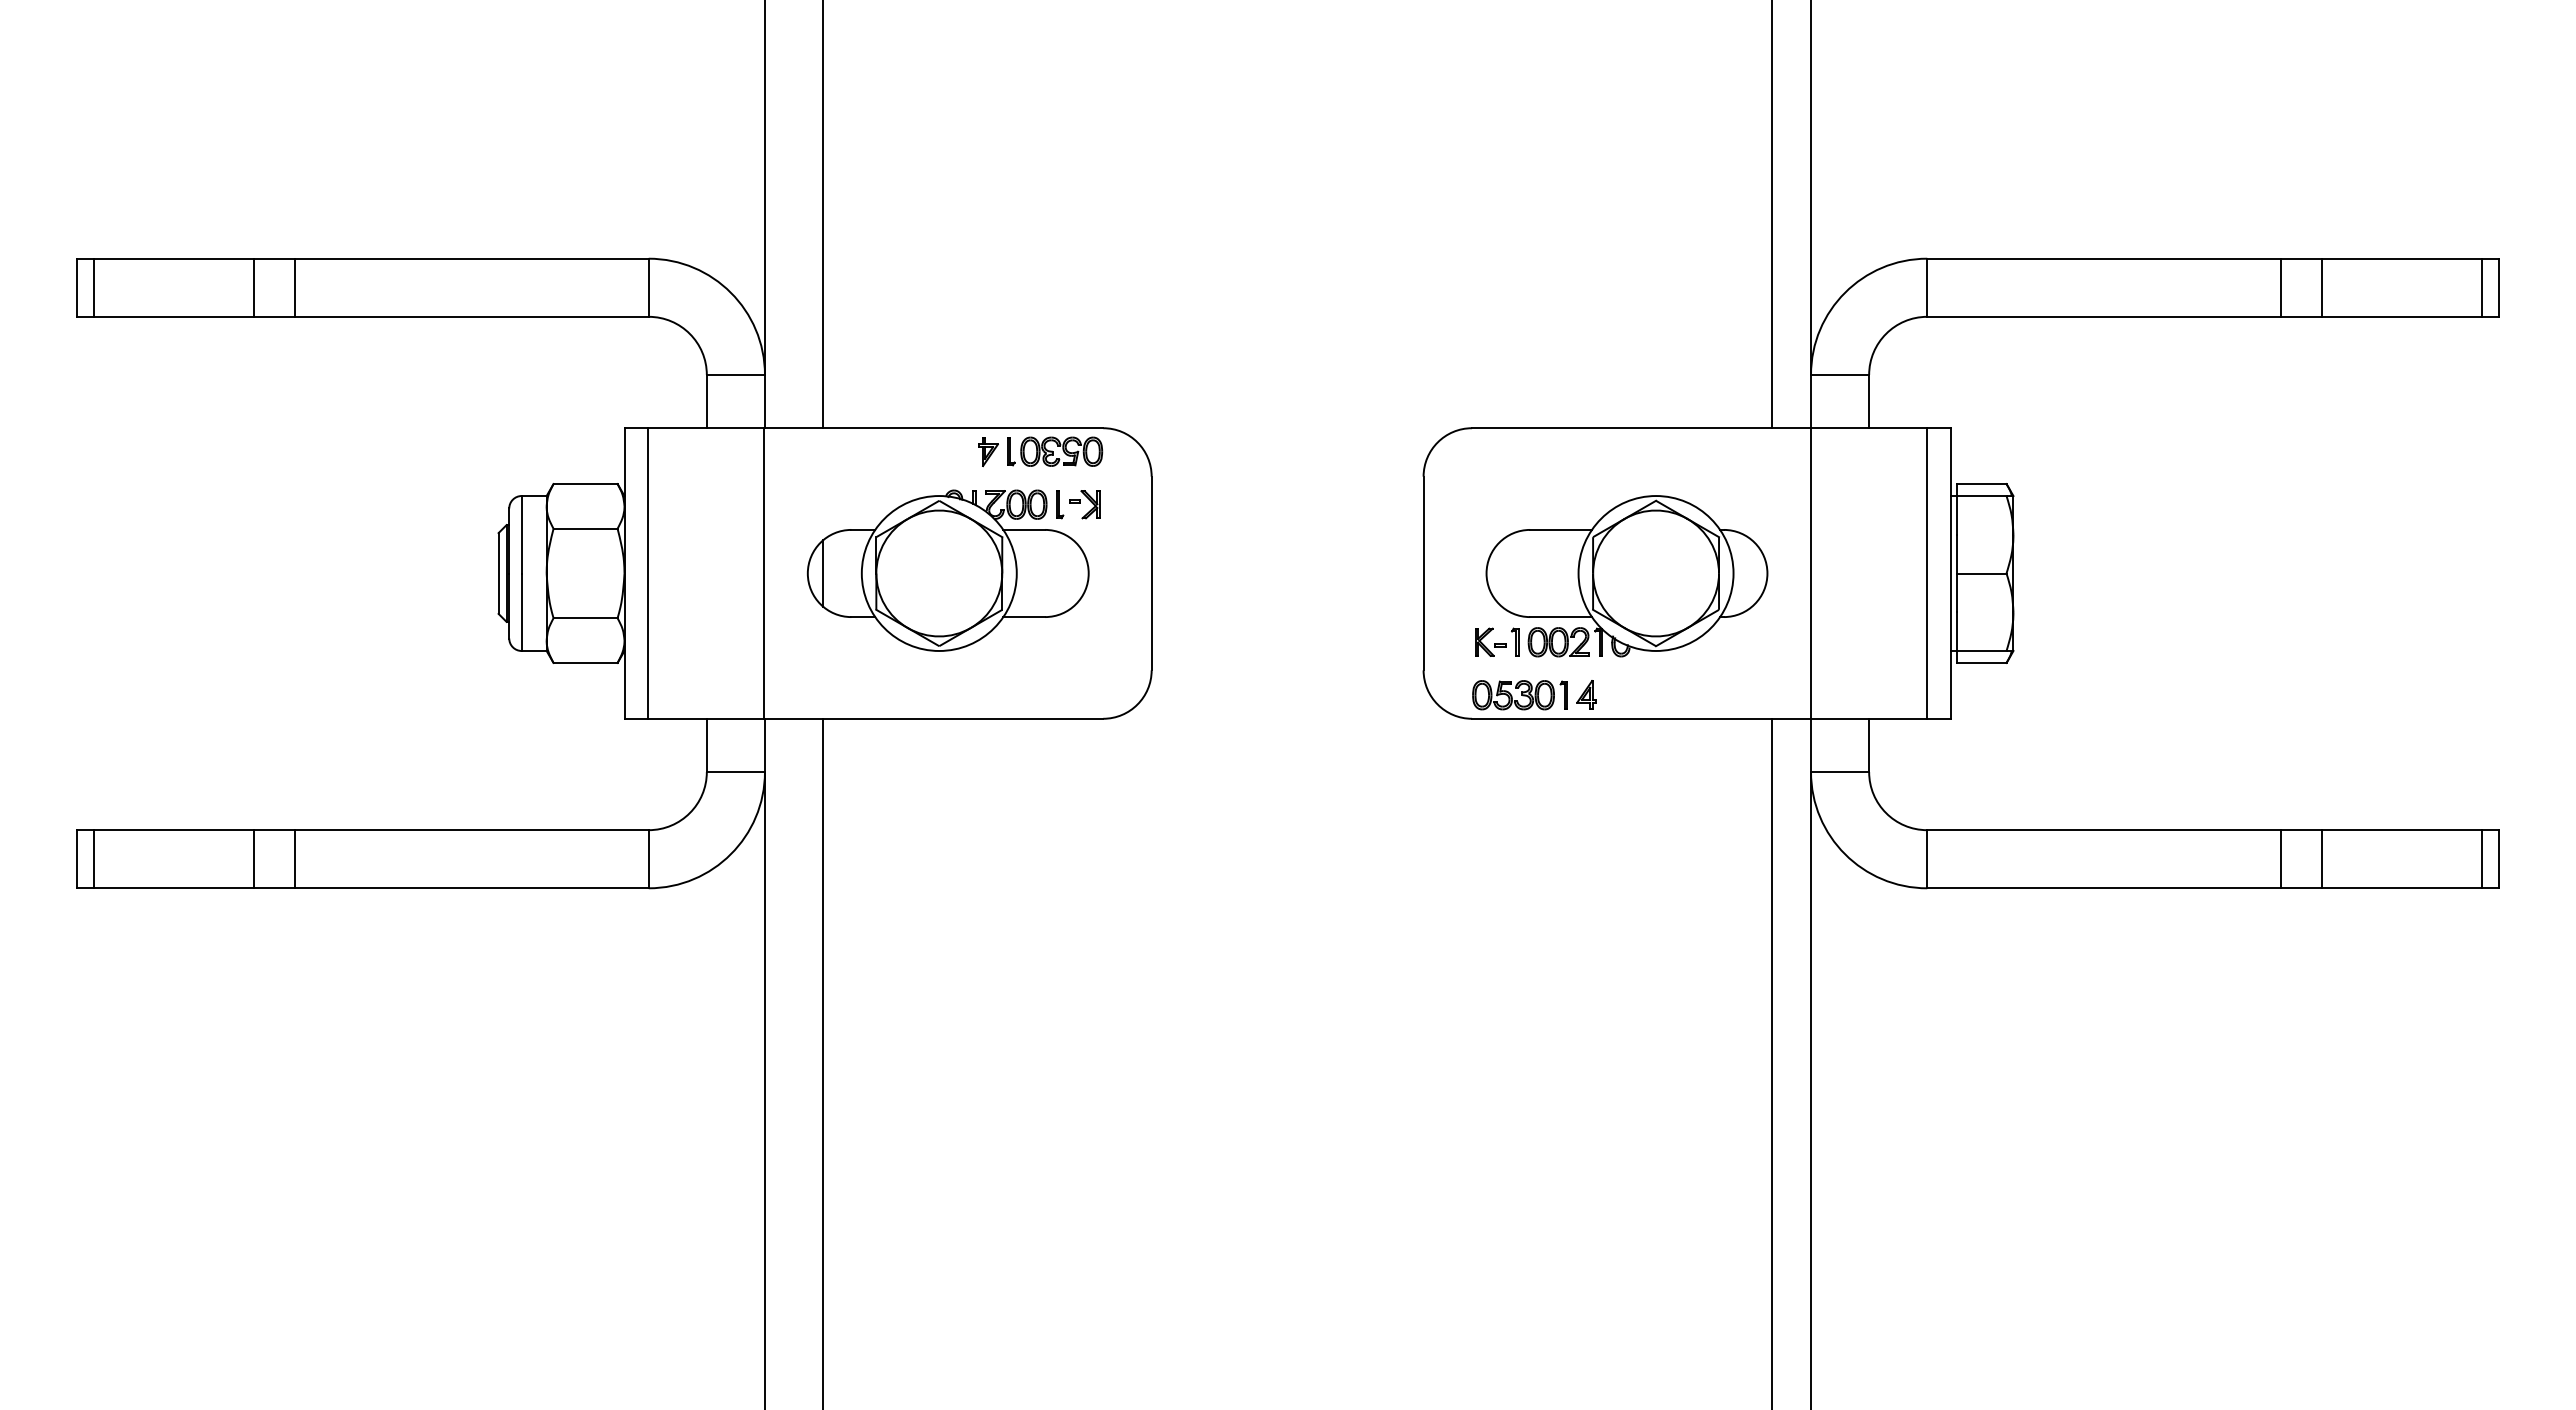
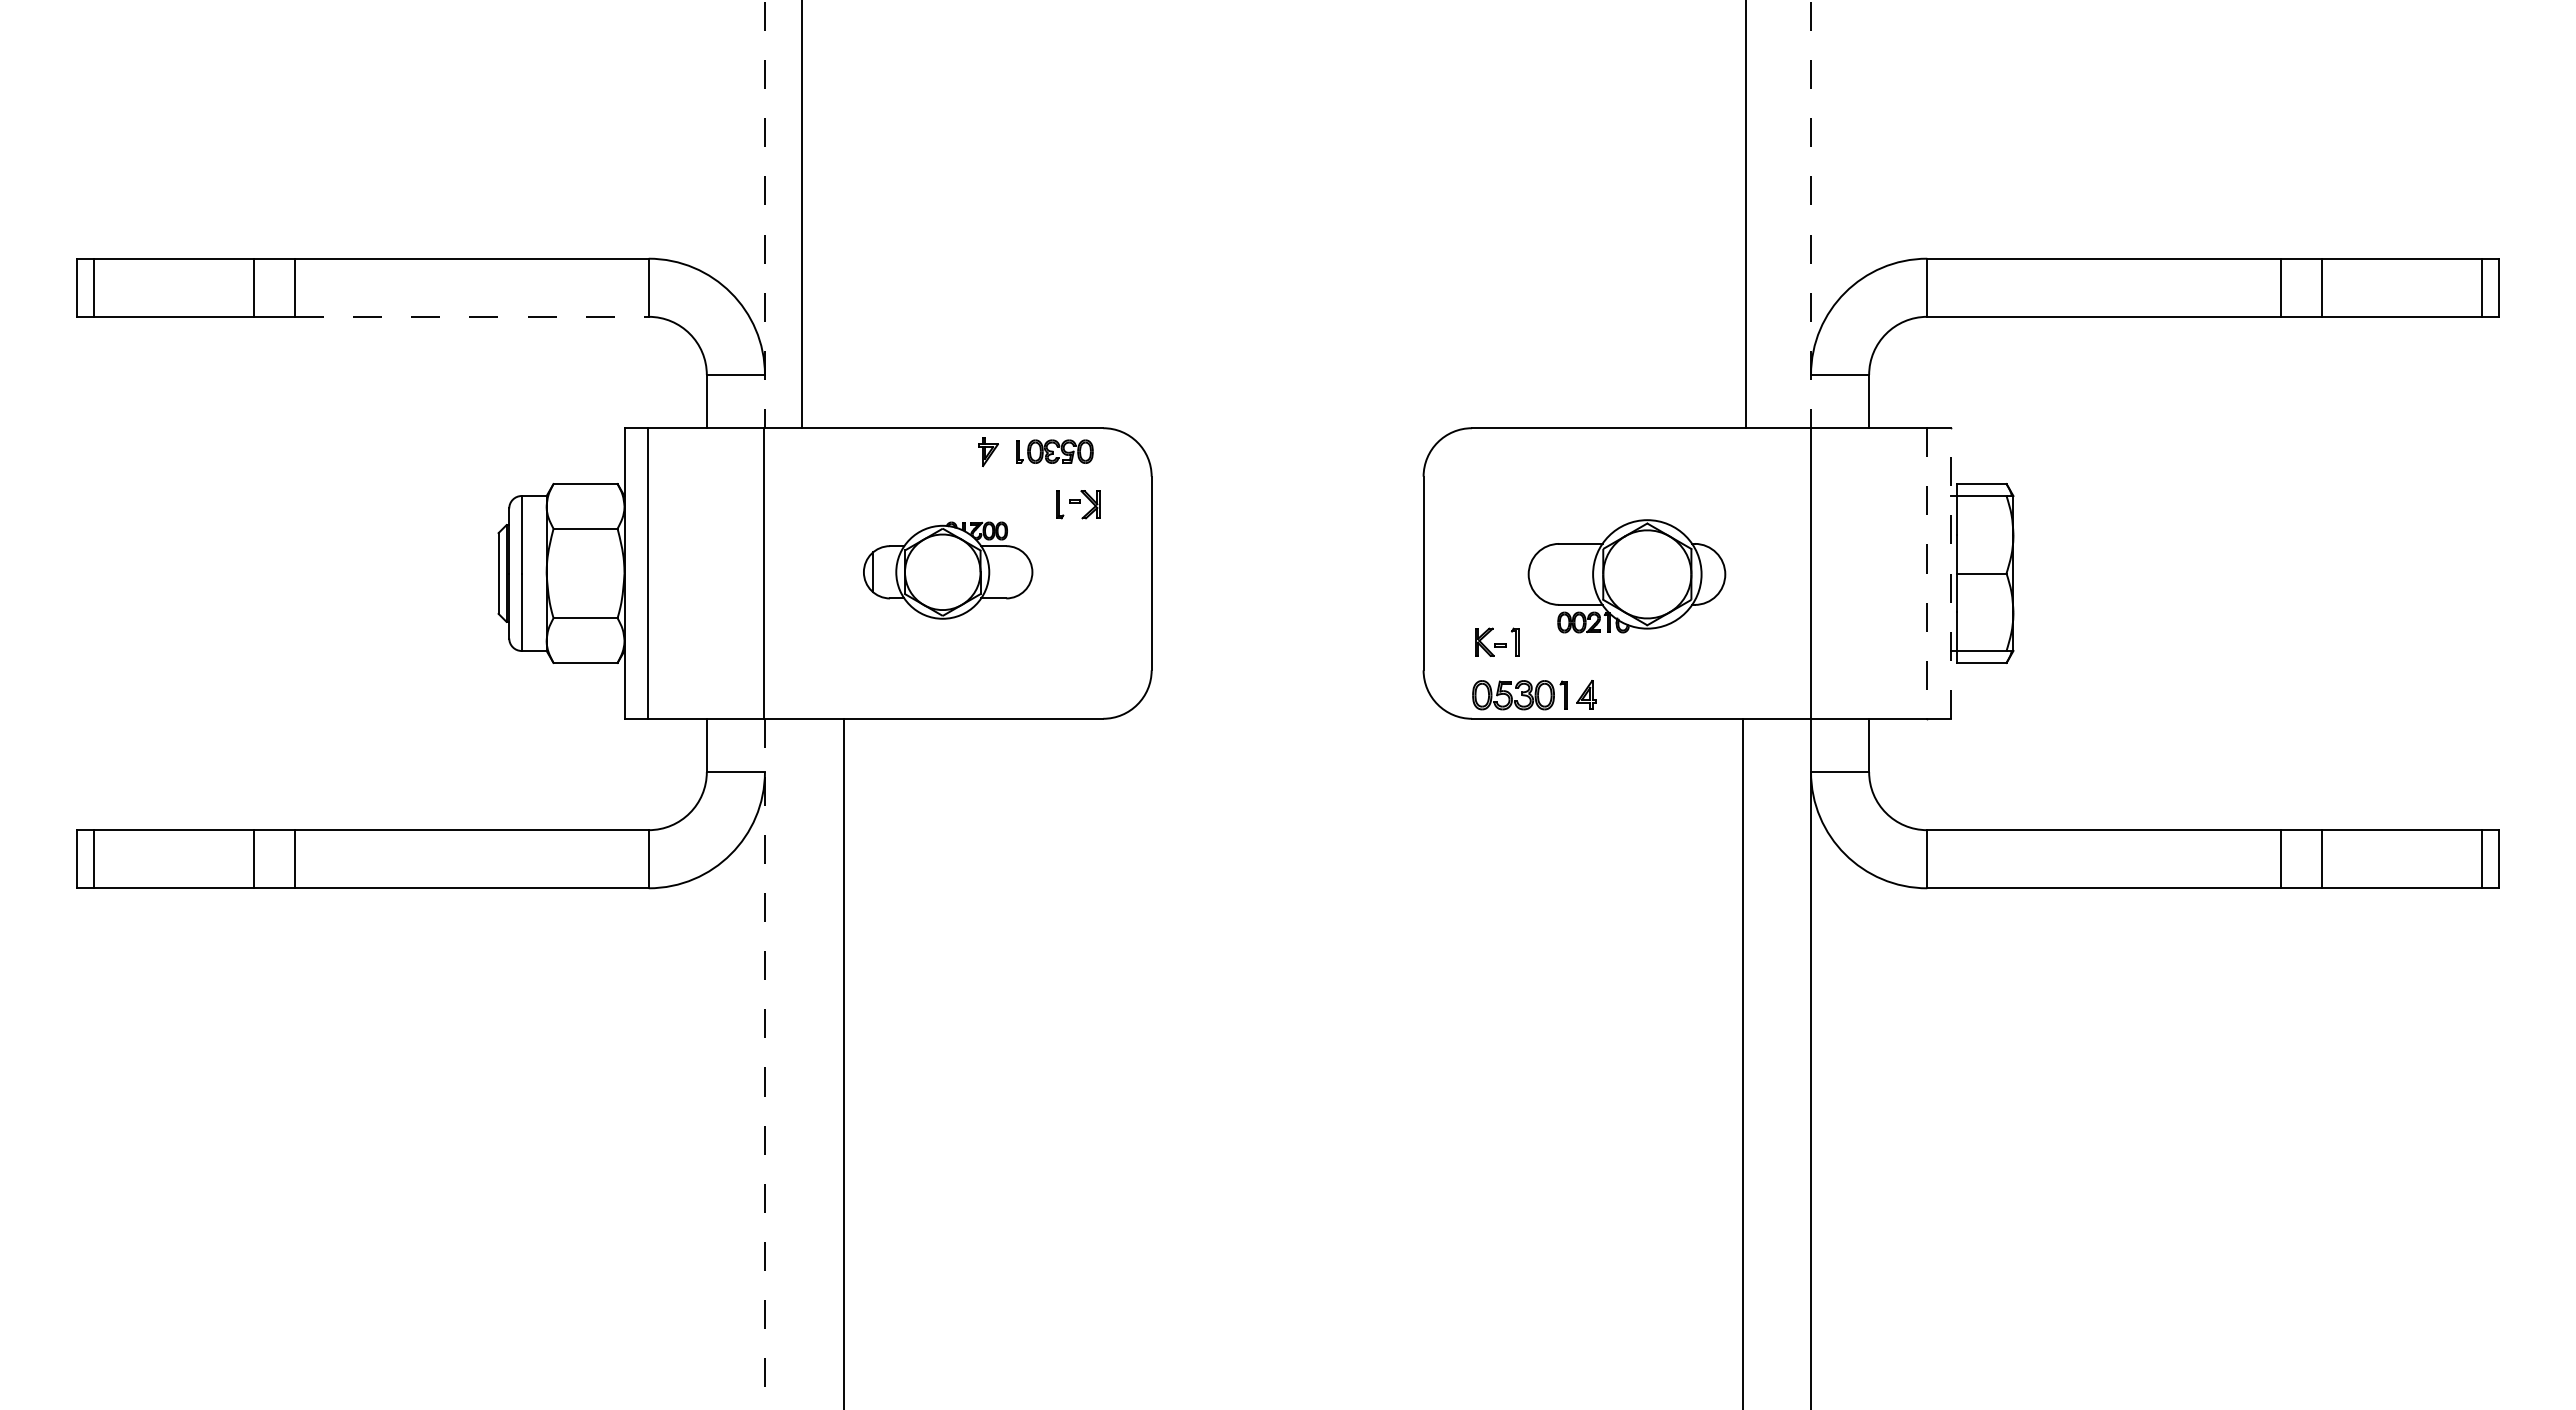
line: solid -> dashed (764, 214)
line: solid -> dashed (1811, 214)
line position: (823, 215) -> (802, 215) (802, 215)
line position: (1772, 215) -> (1746, 215) (1746, 215)
line: solid -> dashed (471, 316)
part size: 97x31 px -> 78x25 px (1054, 451)
part size: 284x163 px -> 171x99 px (948, 570)
line: solid -> dashed (1951, 573)
line: solid -> dashed (1927, 574)
part size: 284x163 px -> 200x115 px (1626, 576)
line position: (823, 1062) -> (844, 1062) (844, 1062)
line position: (1772, 1062) -> (1743, 1062) (1743, 1062)
line: solid -> dashed (764, 1064)
